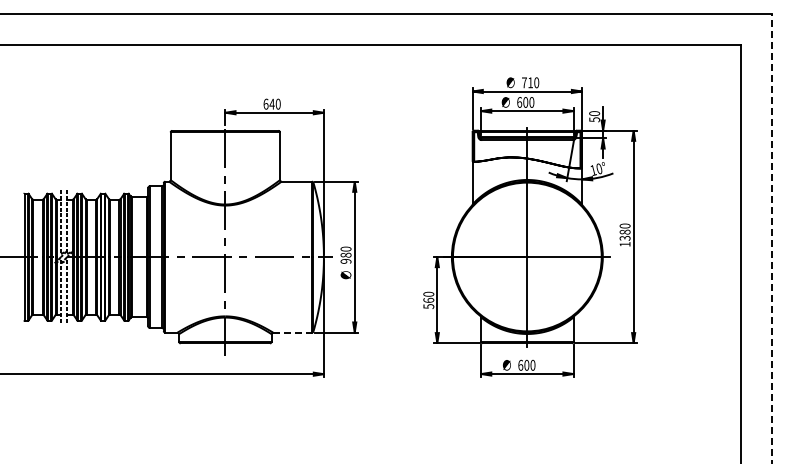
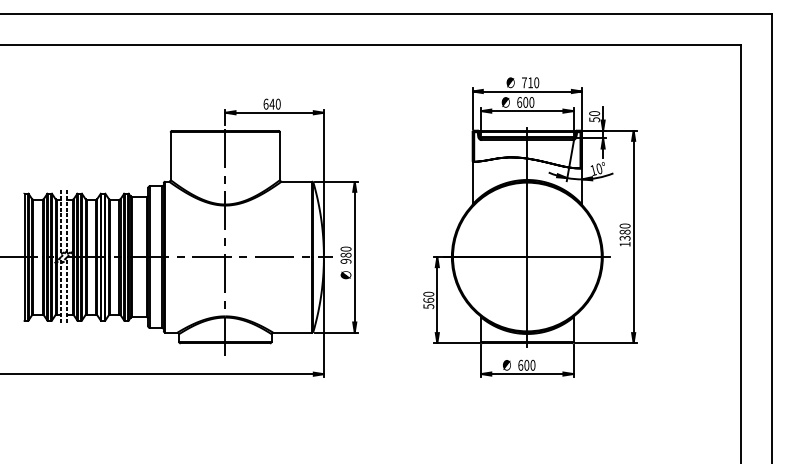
line: dashed -> solid (772, 238)
line: dashed -> solid (293, 332)
